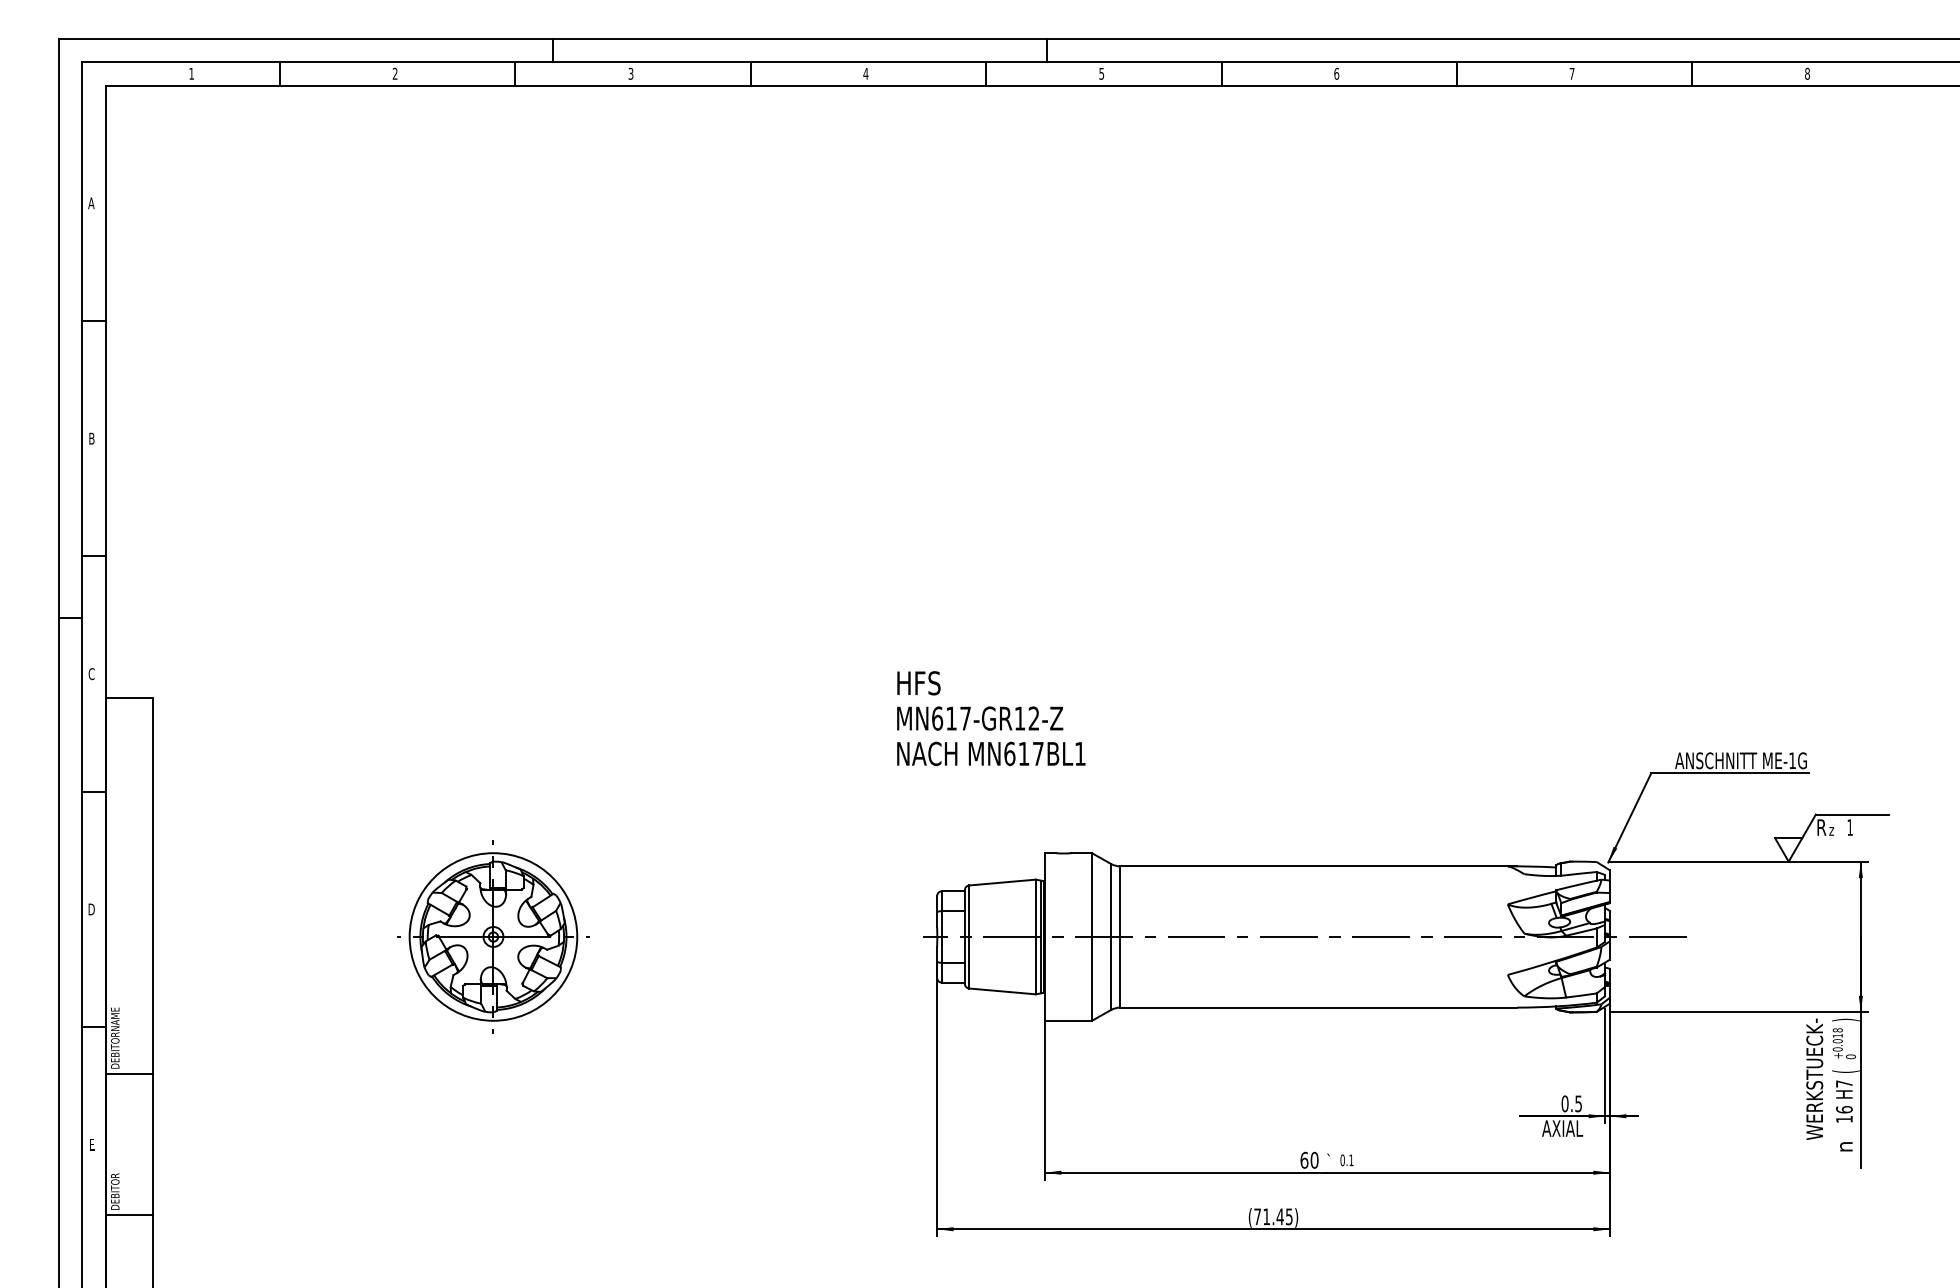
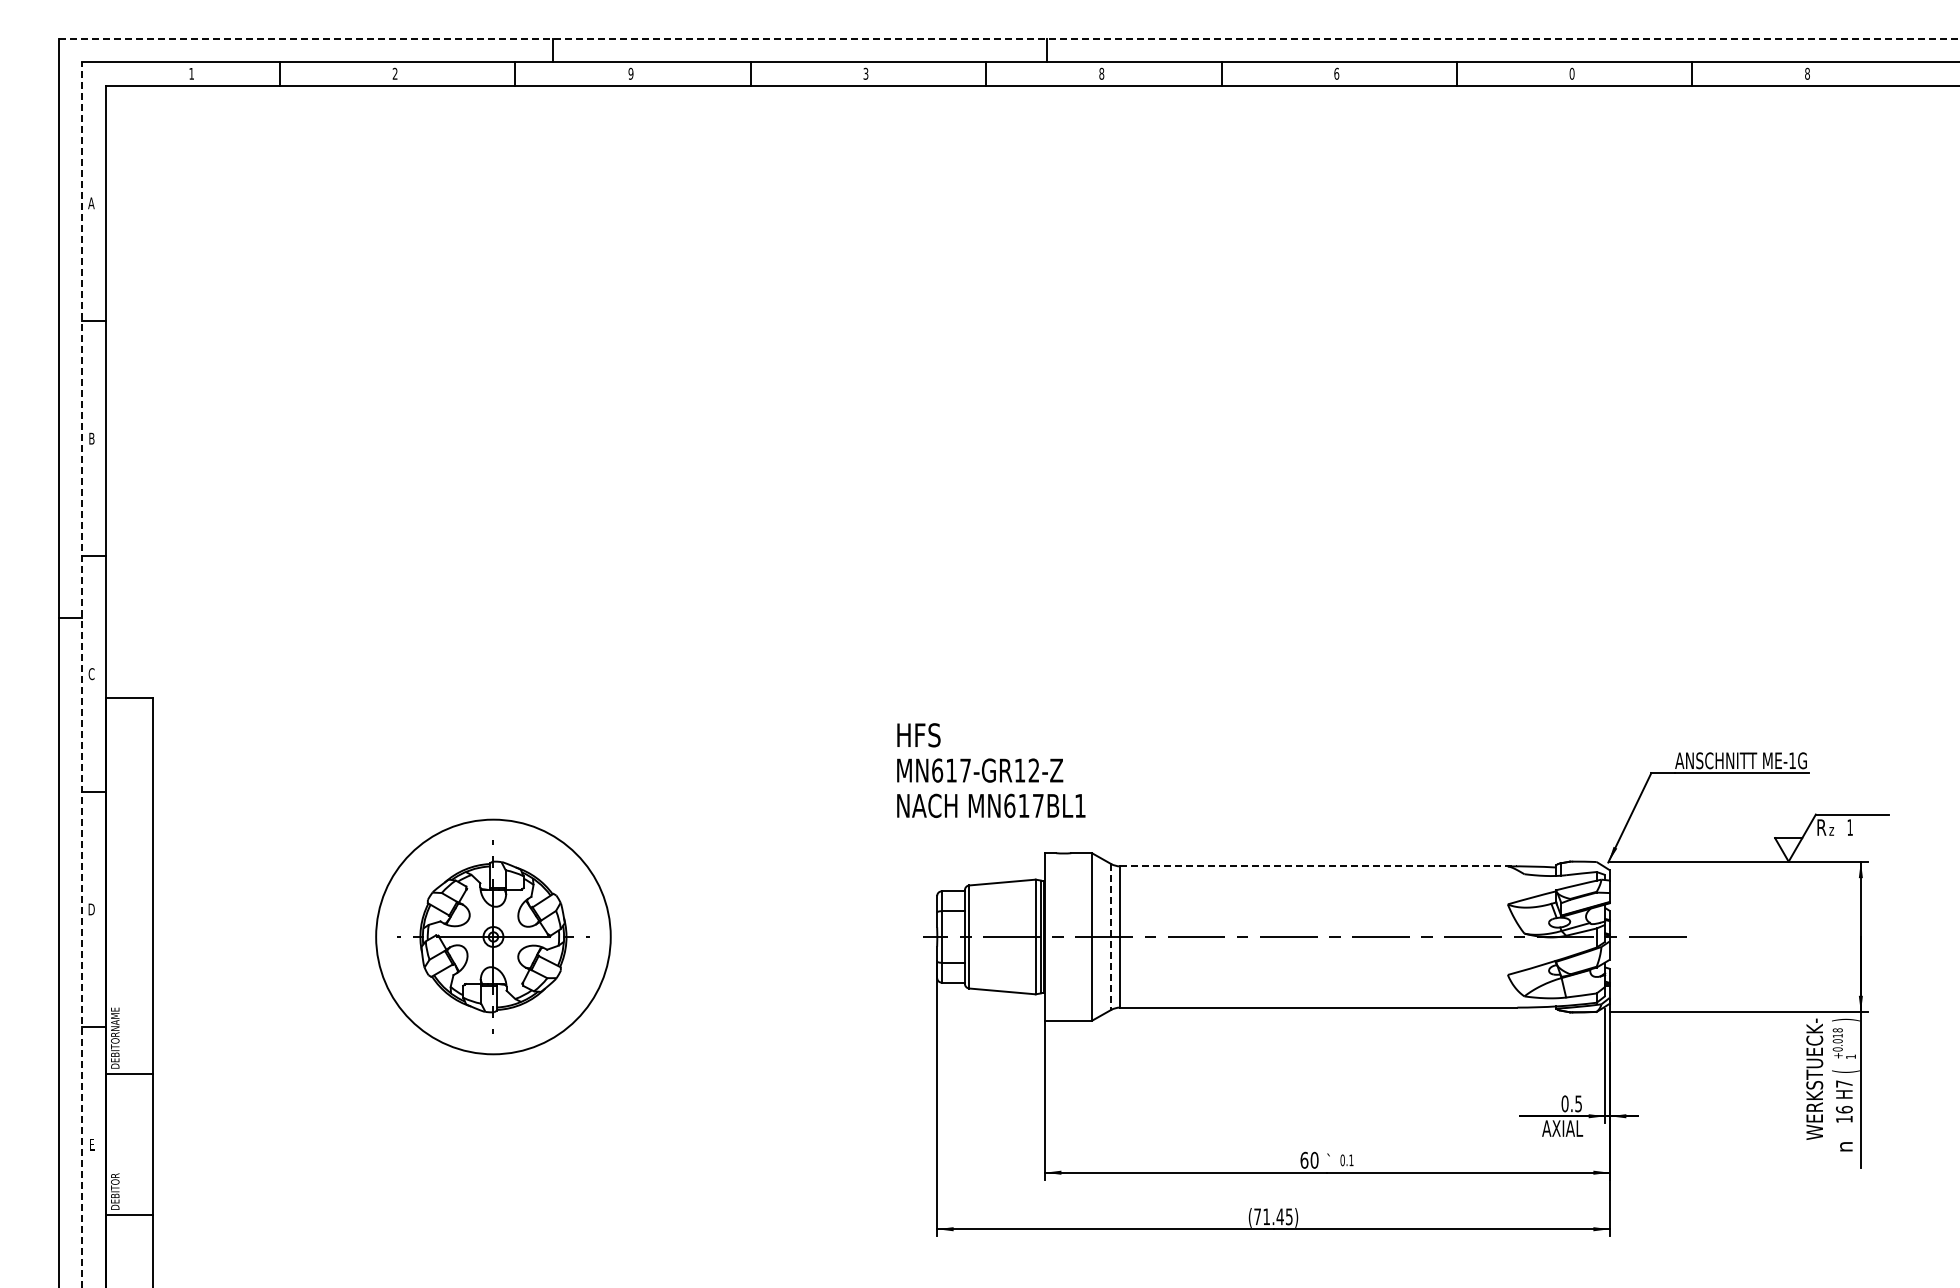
line: solid -> dashed (1009, 38)
text: 3 -> 9 (630, 73)
text: 4 -> 3 (865, 73)
text: 5 -> 8 (1101, 73)
text: 7 -> 0 (1571, 73)
line: solid -> dashed (82, 674)
text position: (991, 718) -> (991, 770) (991, 770)
line: solid -> dashed (1318, 866)
circle diameter: 168 px -> 235 px (493, 936)
line: solid -> dashed (1111, 937)
text: 0 -> 1 (1850, 1056)
